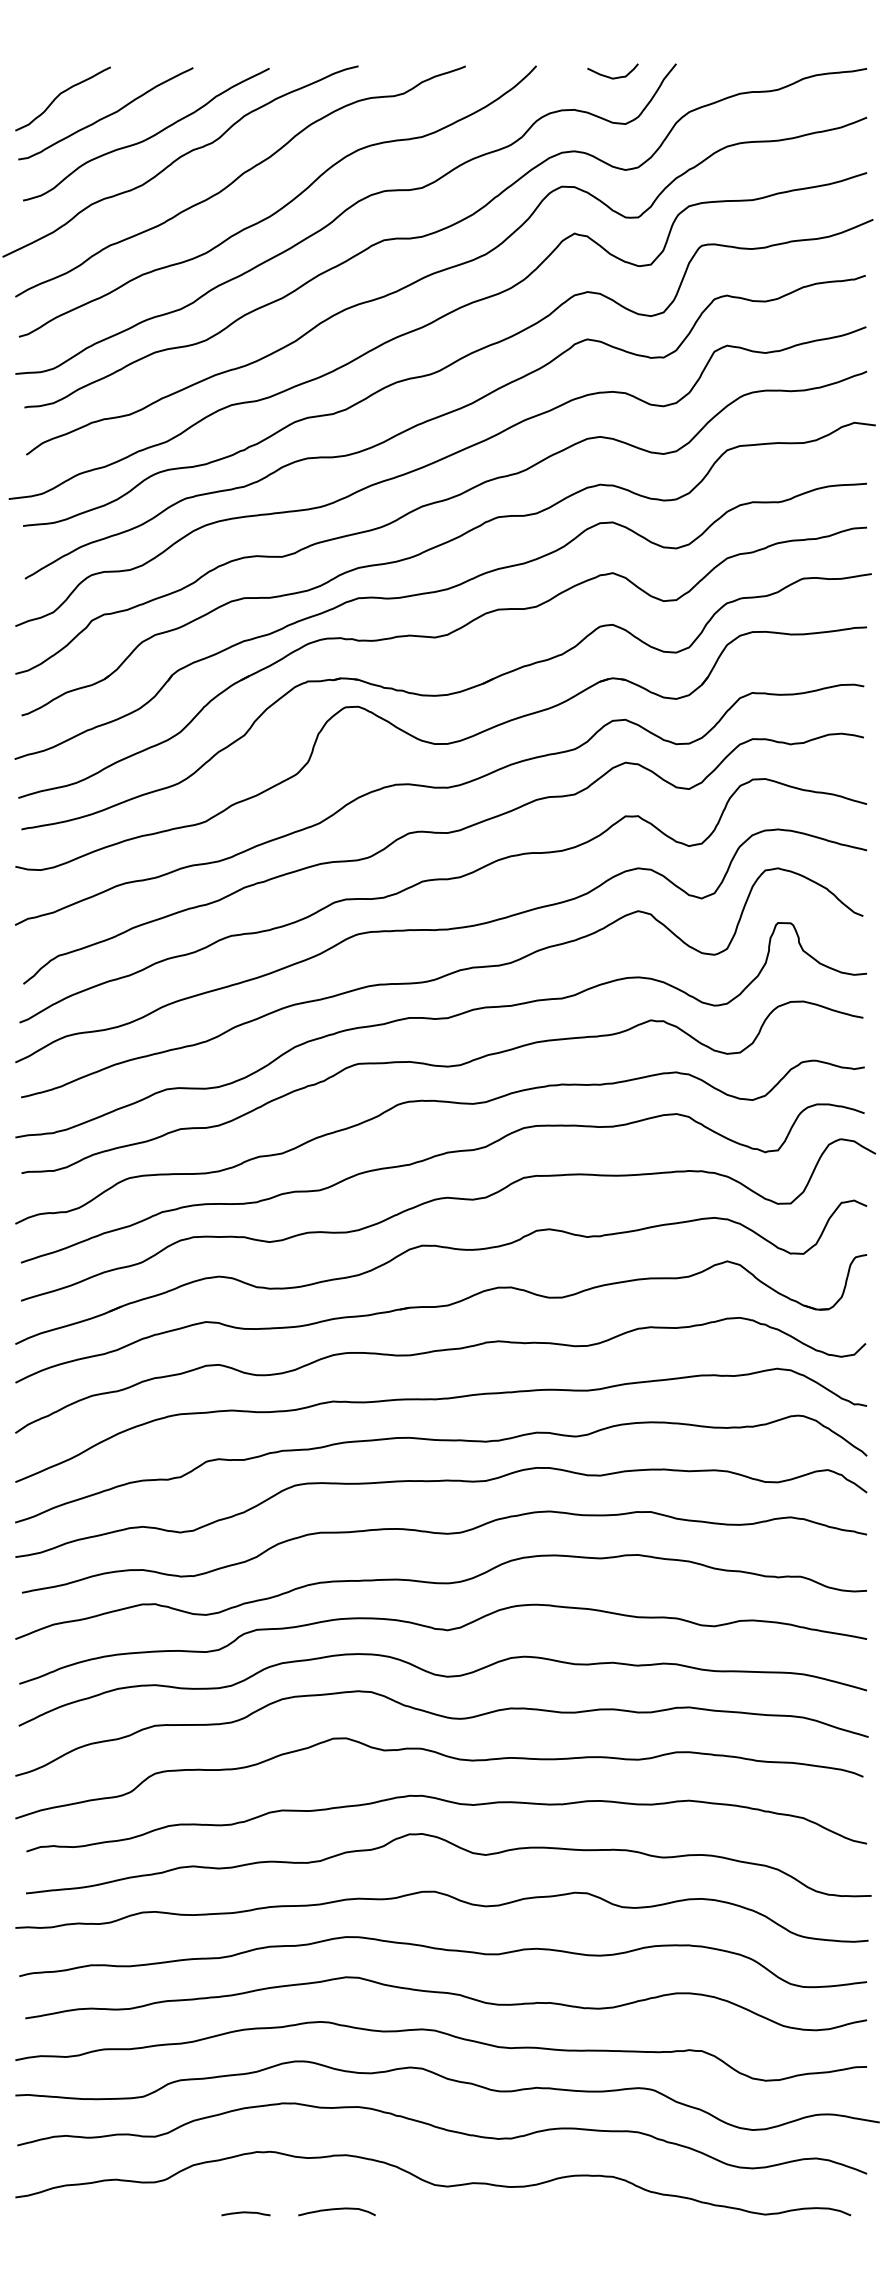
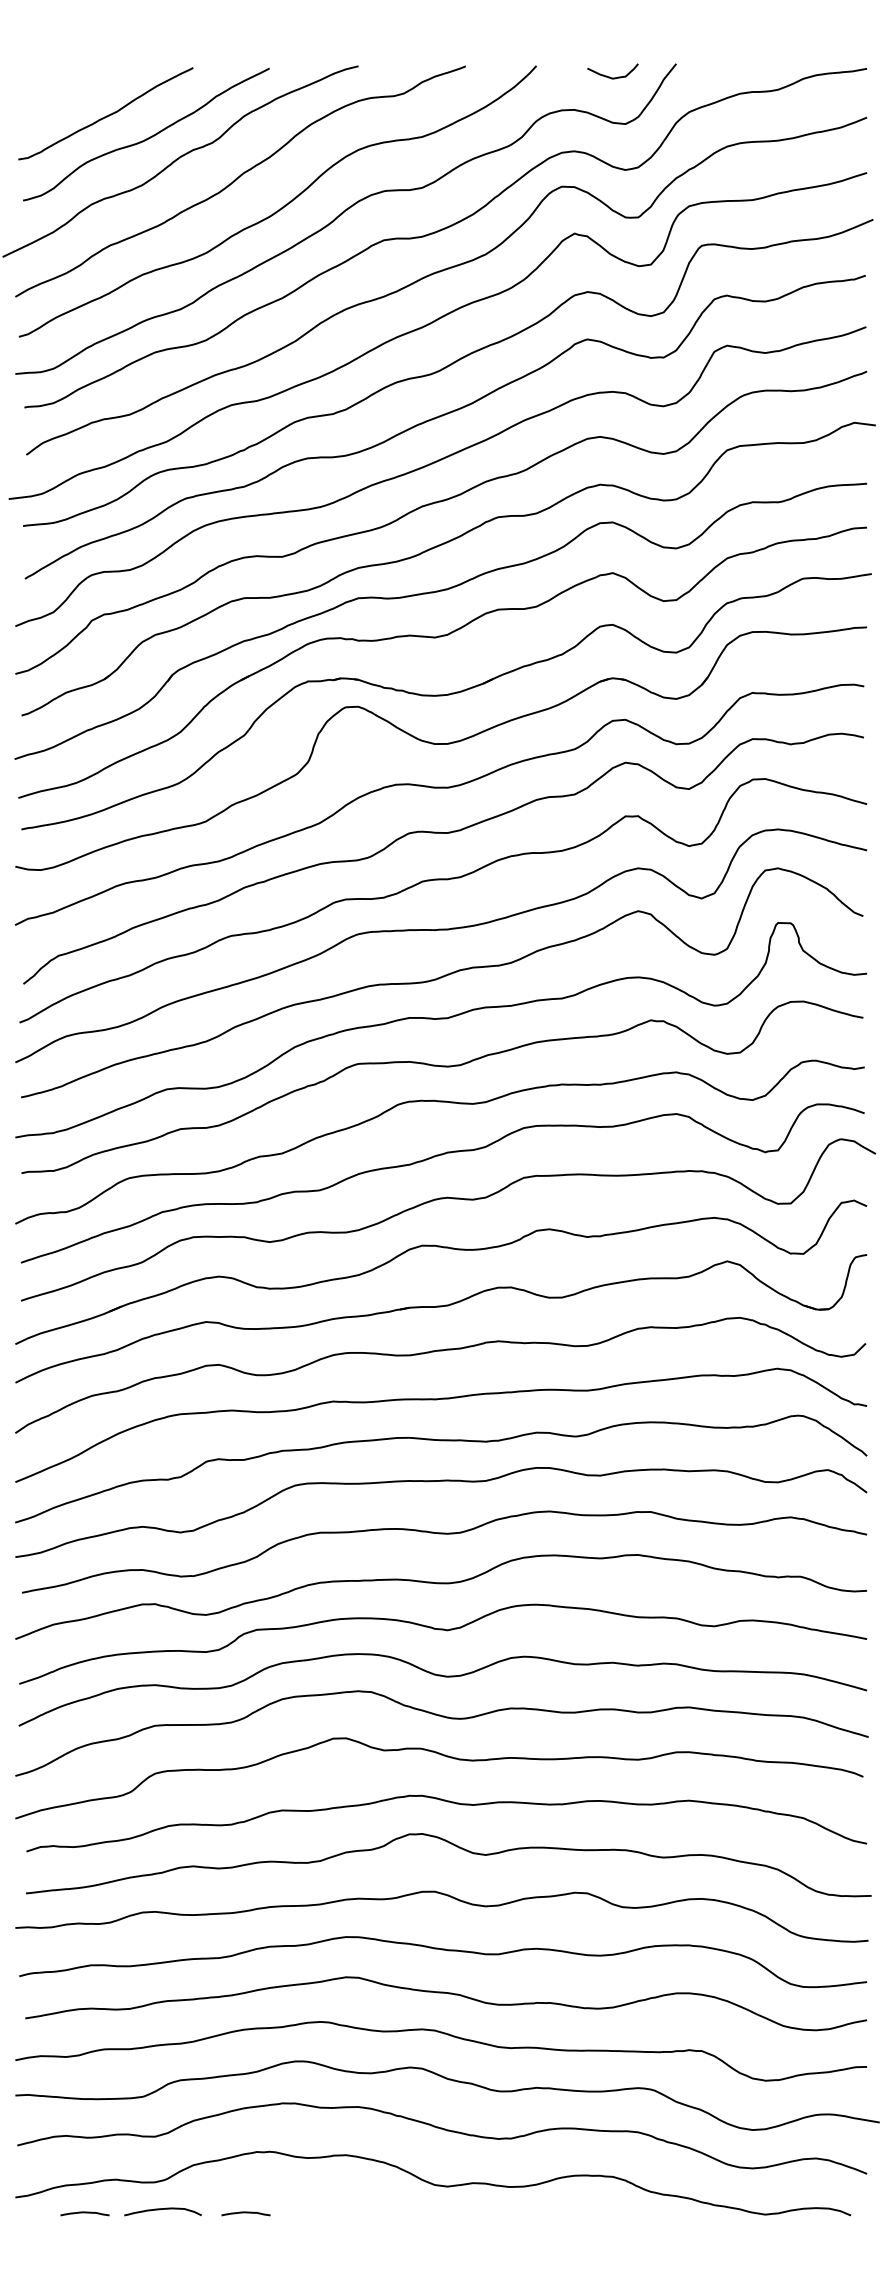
curve: present -> none (60, 95)
curve position: (336, 2209) -> (162, 2209) (162, 2209)
curve: none -> present (84, 2213)
